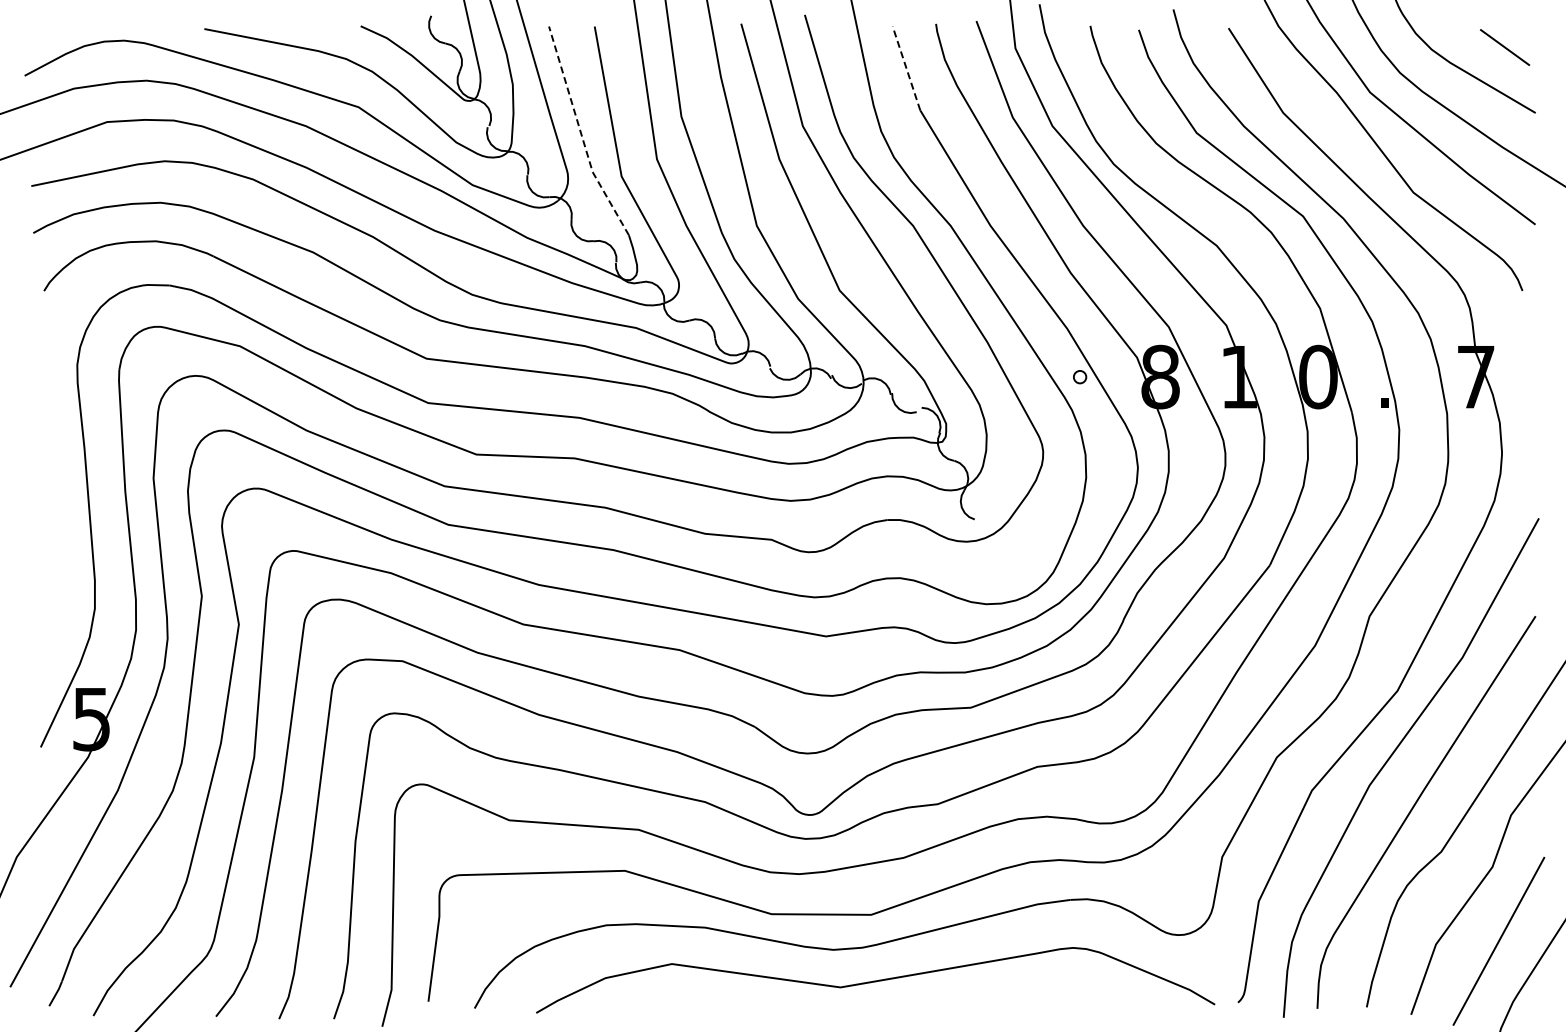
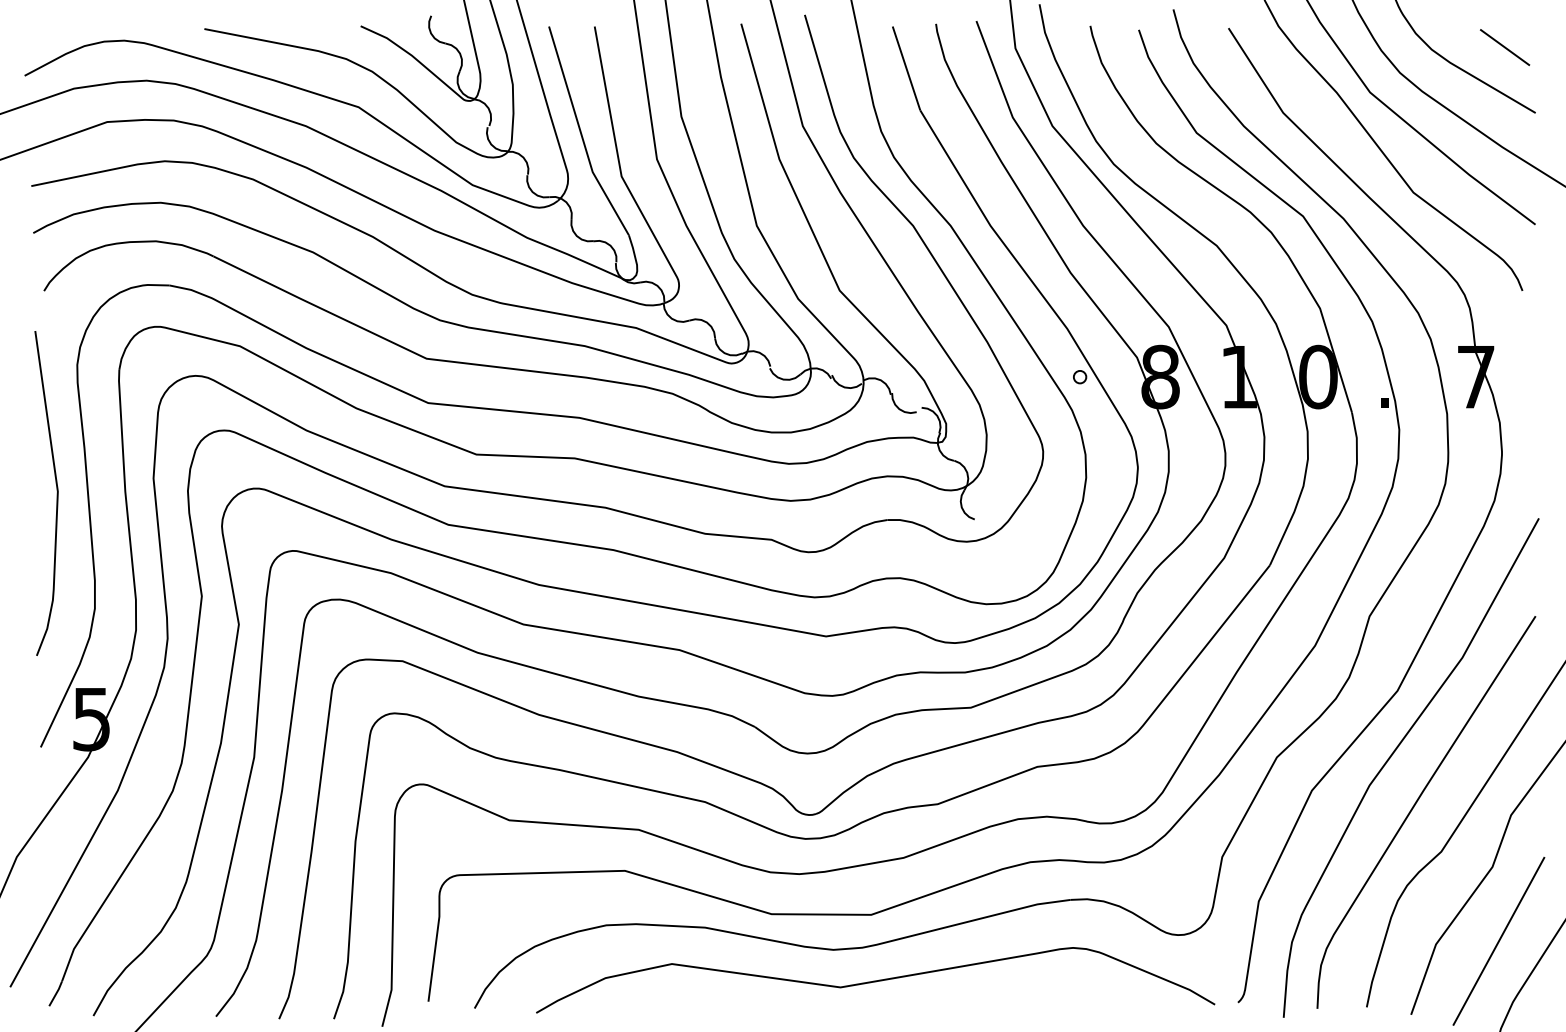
line: dashed -> solid (906, 68)
line: dashed -> solid (581, 134)
curve: none -> present (56, 493)
